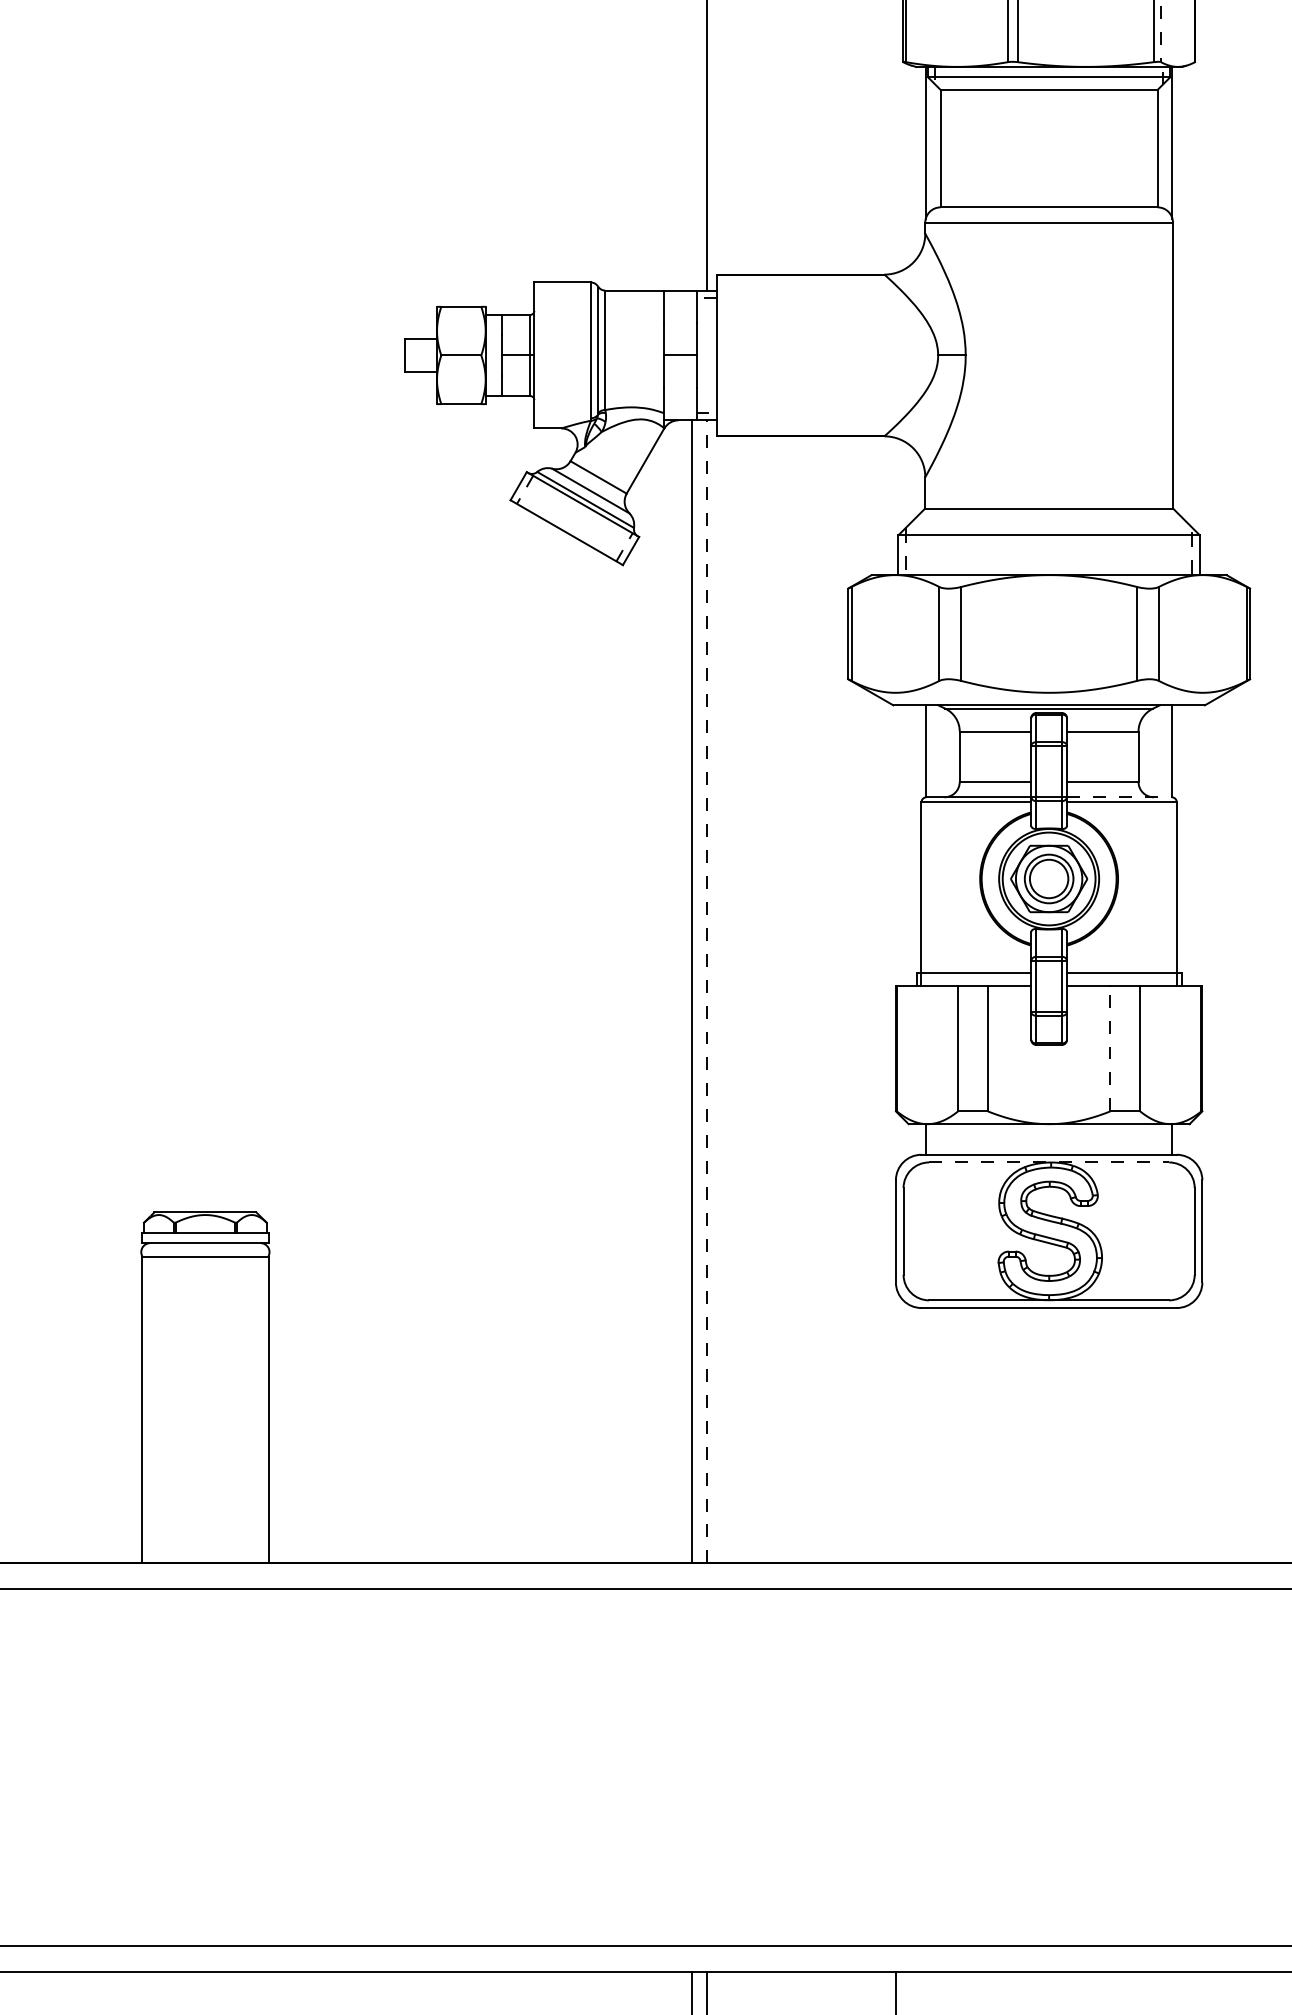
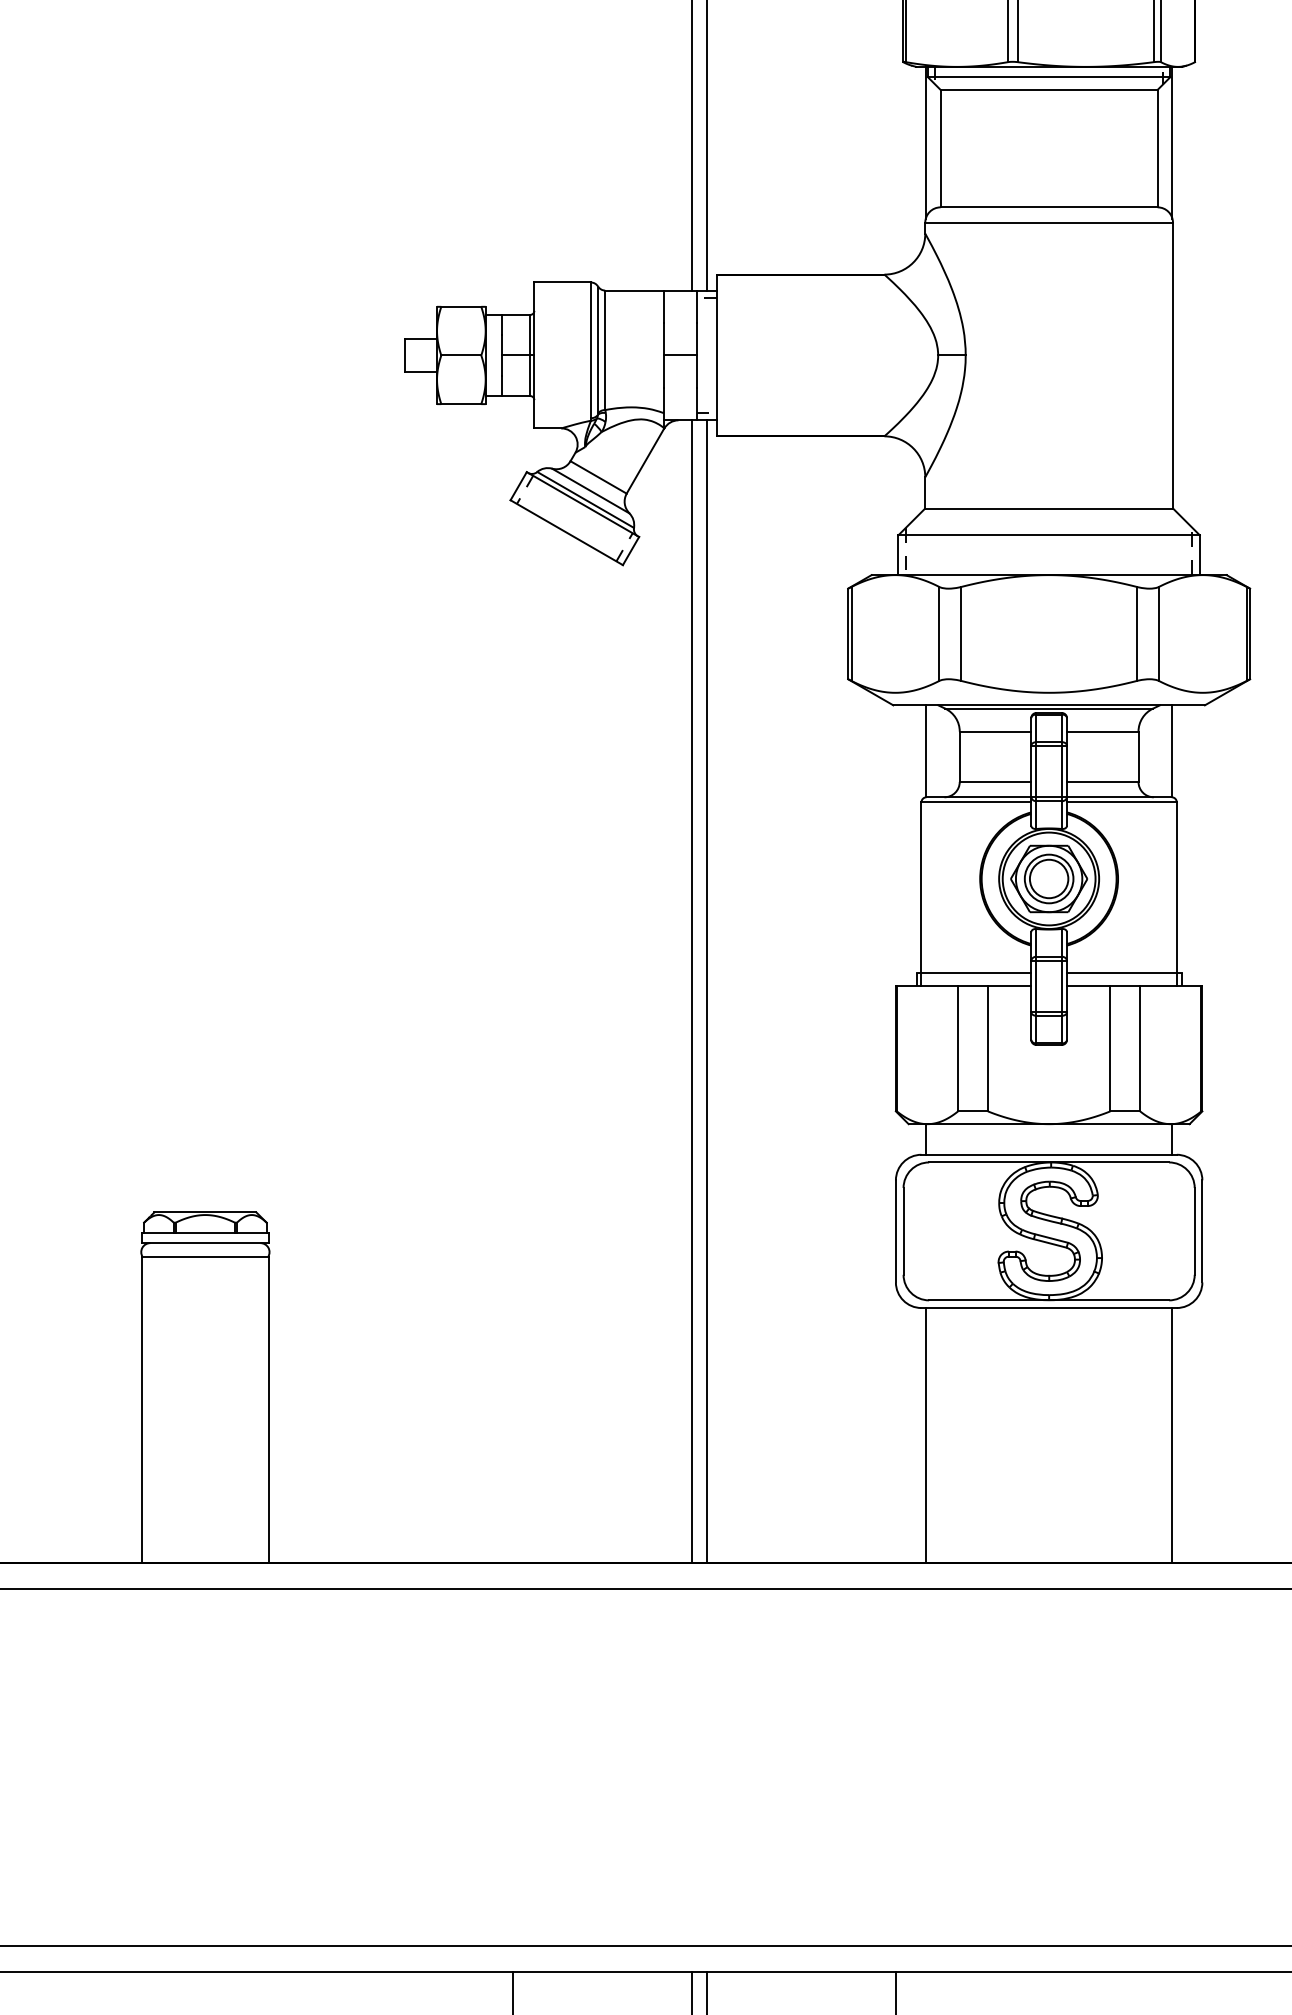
line: dashed -> solid (1160, 31)
line: none -> present (691, 146)
line: dashed -> solid (1119, 797)
line: dashed -> solid (707, 991)
line: dashed -> solid (1110, 1048)
line: dashed -> solid (1049, 1162)
line: none -> present (925, 1435)
line: none -> present (1172, 1435)
line: none -> present (512, 1991)
